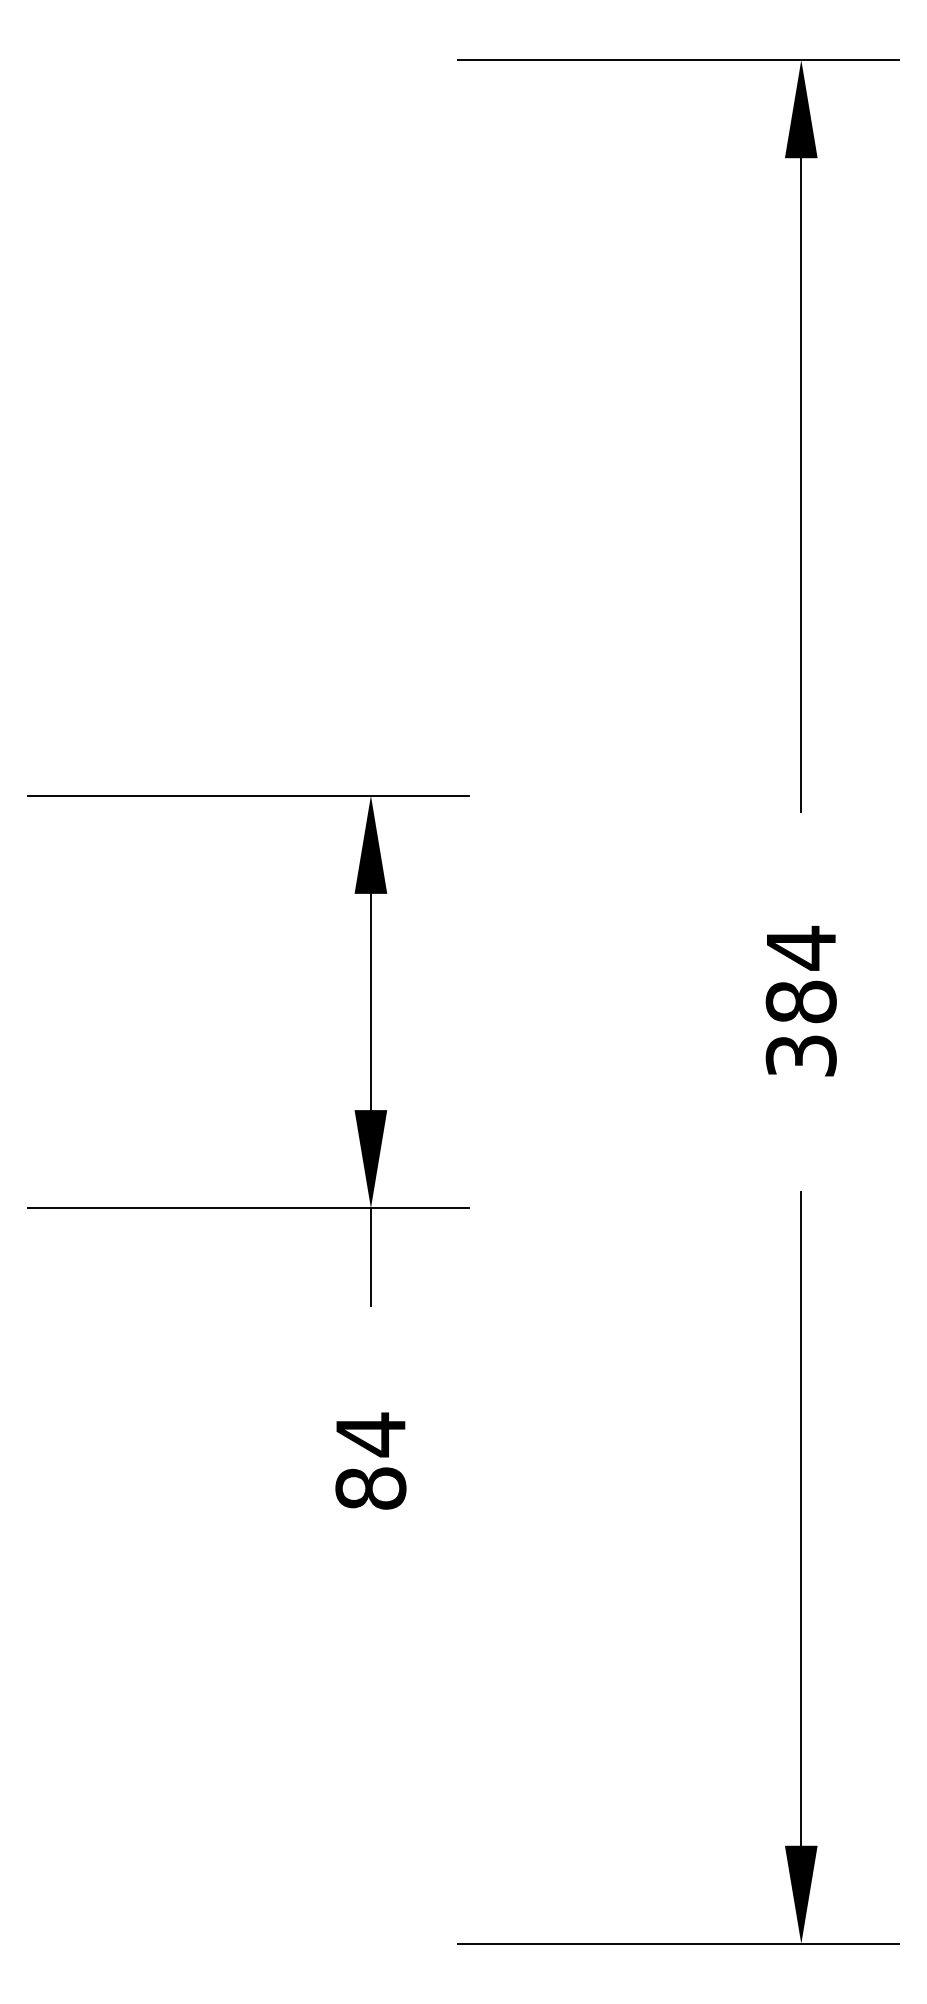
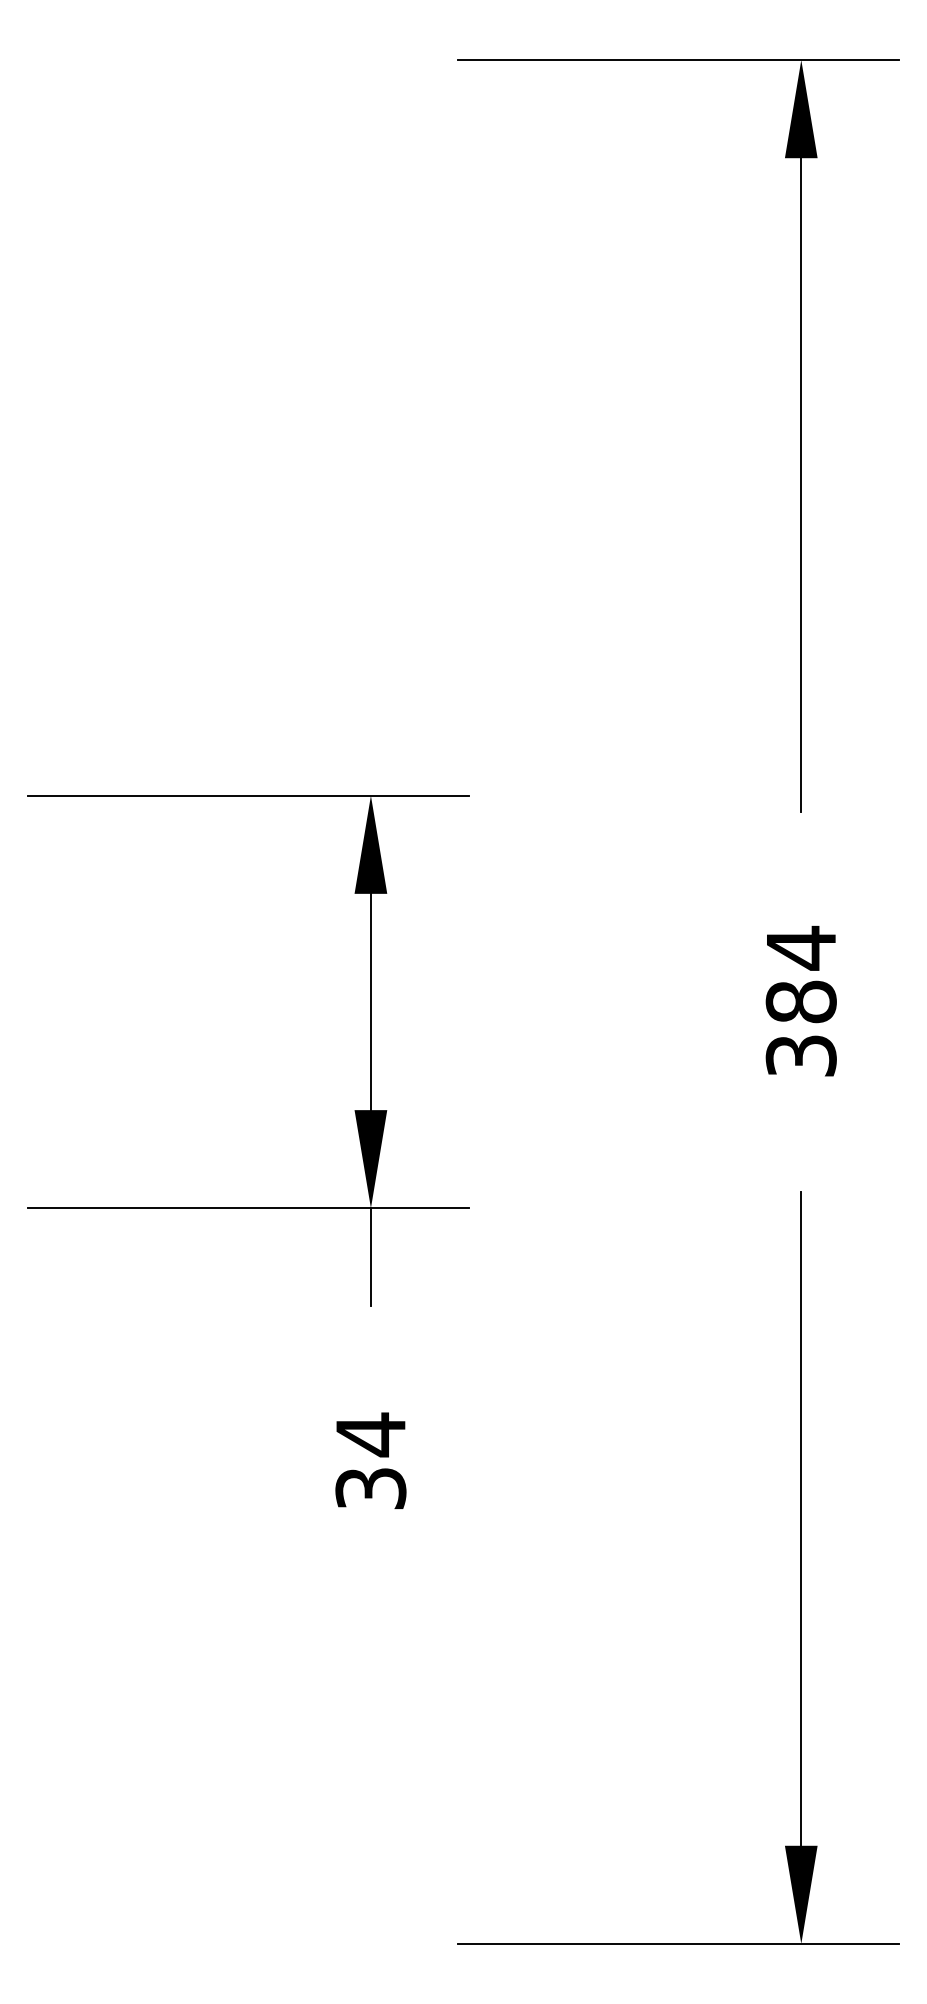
text: 84 -> 34 (370, 1488)
